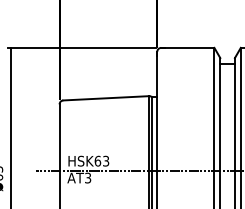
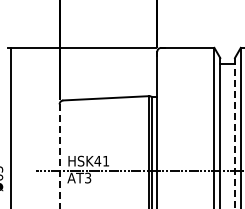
line: solid -> dashed (234, 134)
line: solid -> dashed (59, 157)
text: HSK63 -> HSK41 (101, 160)
